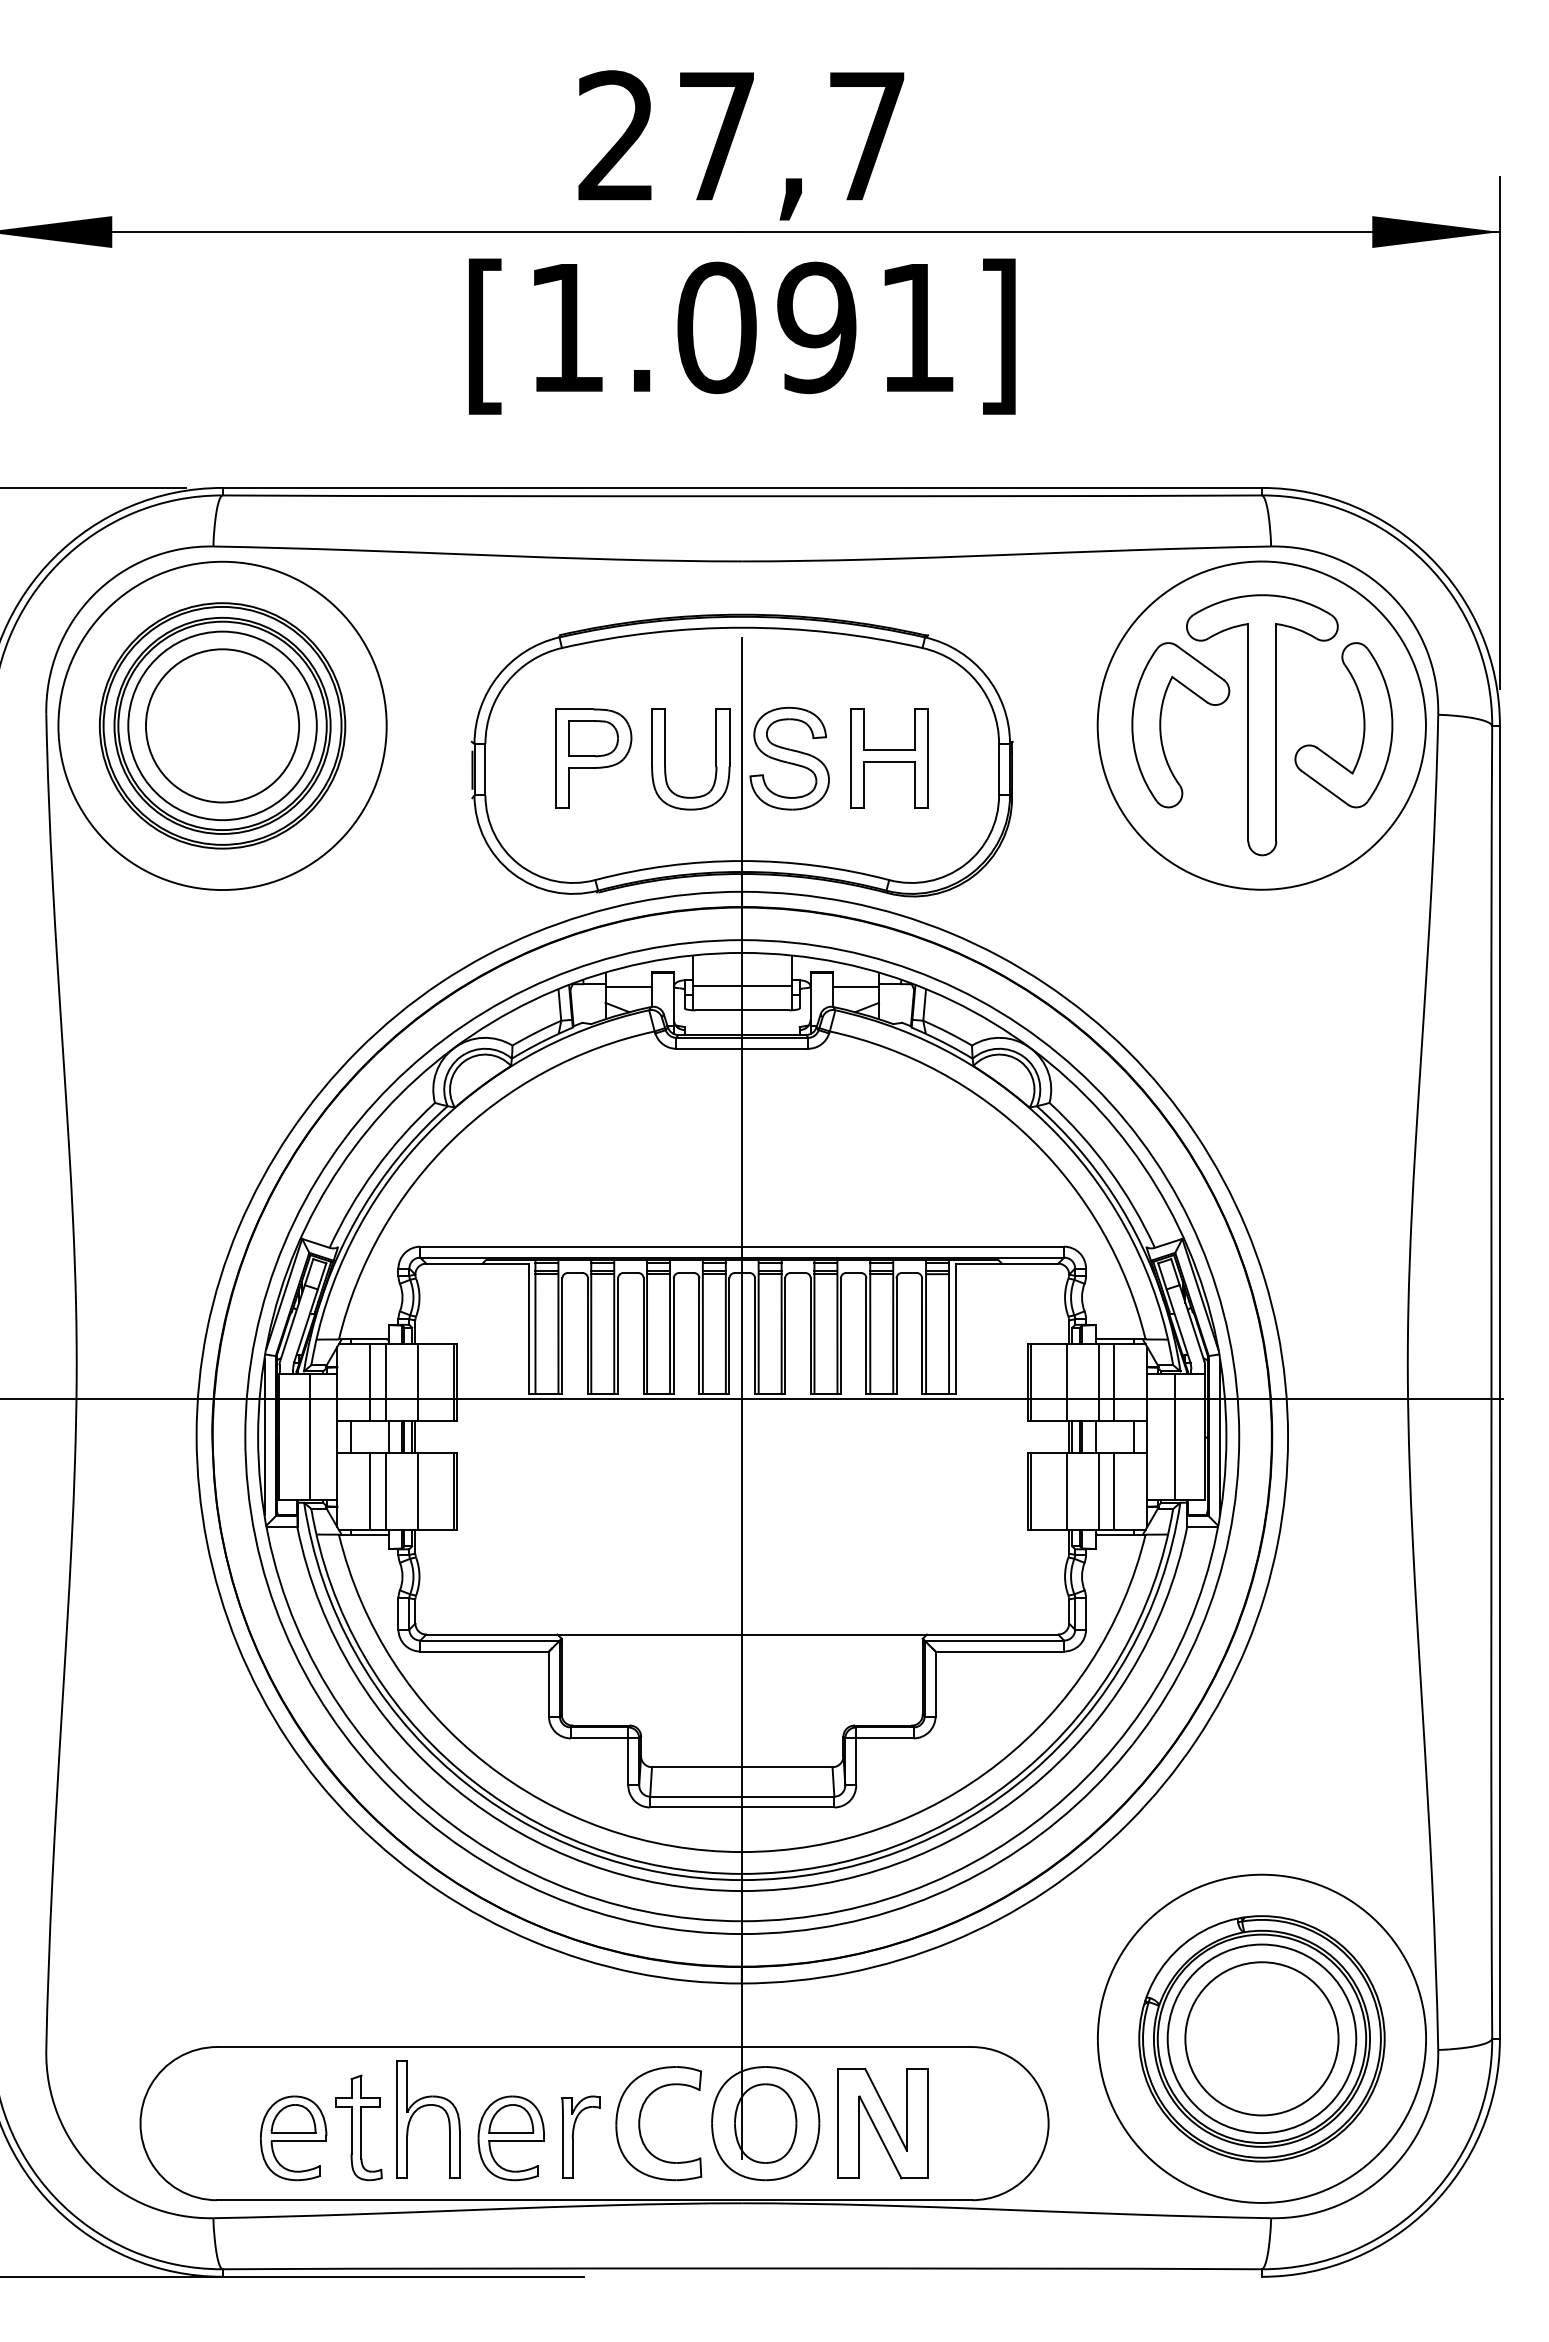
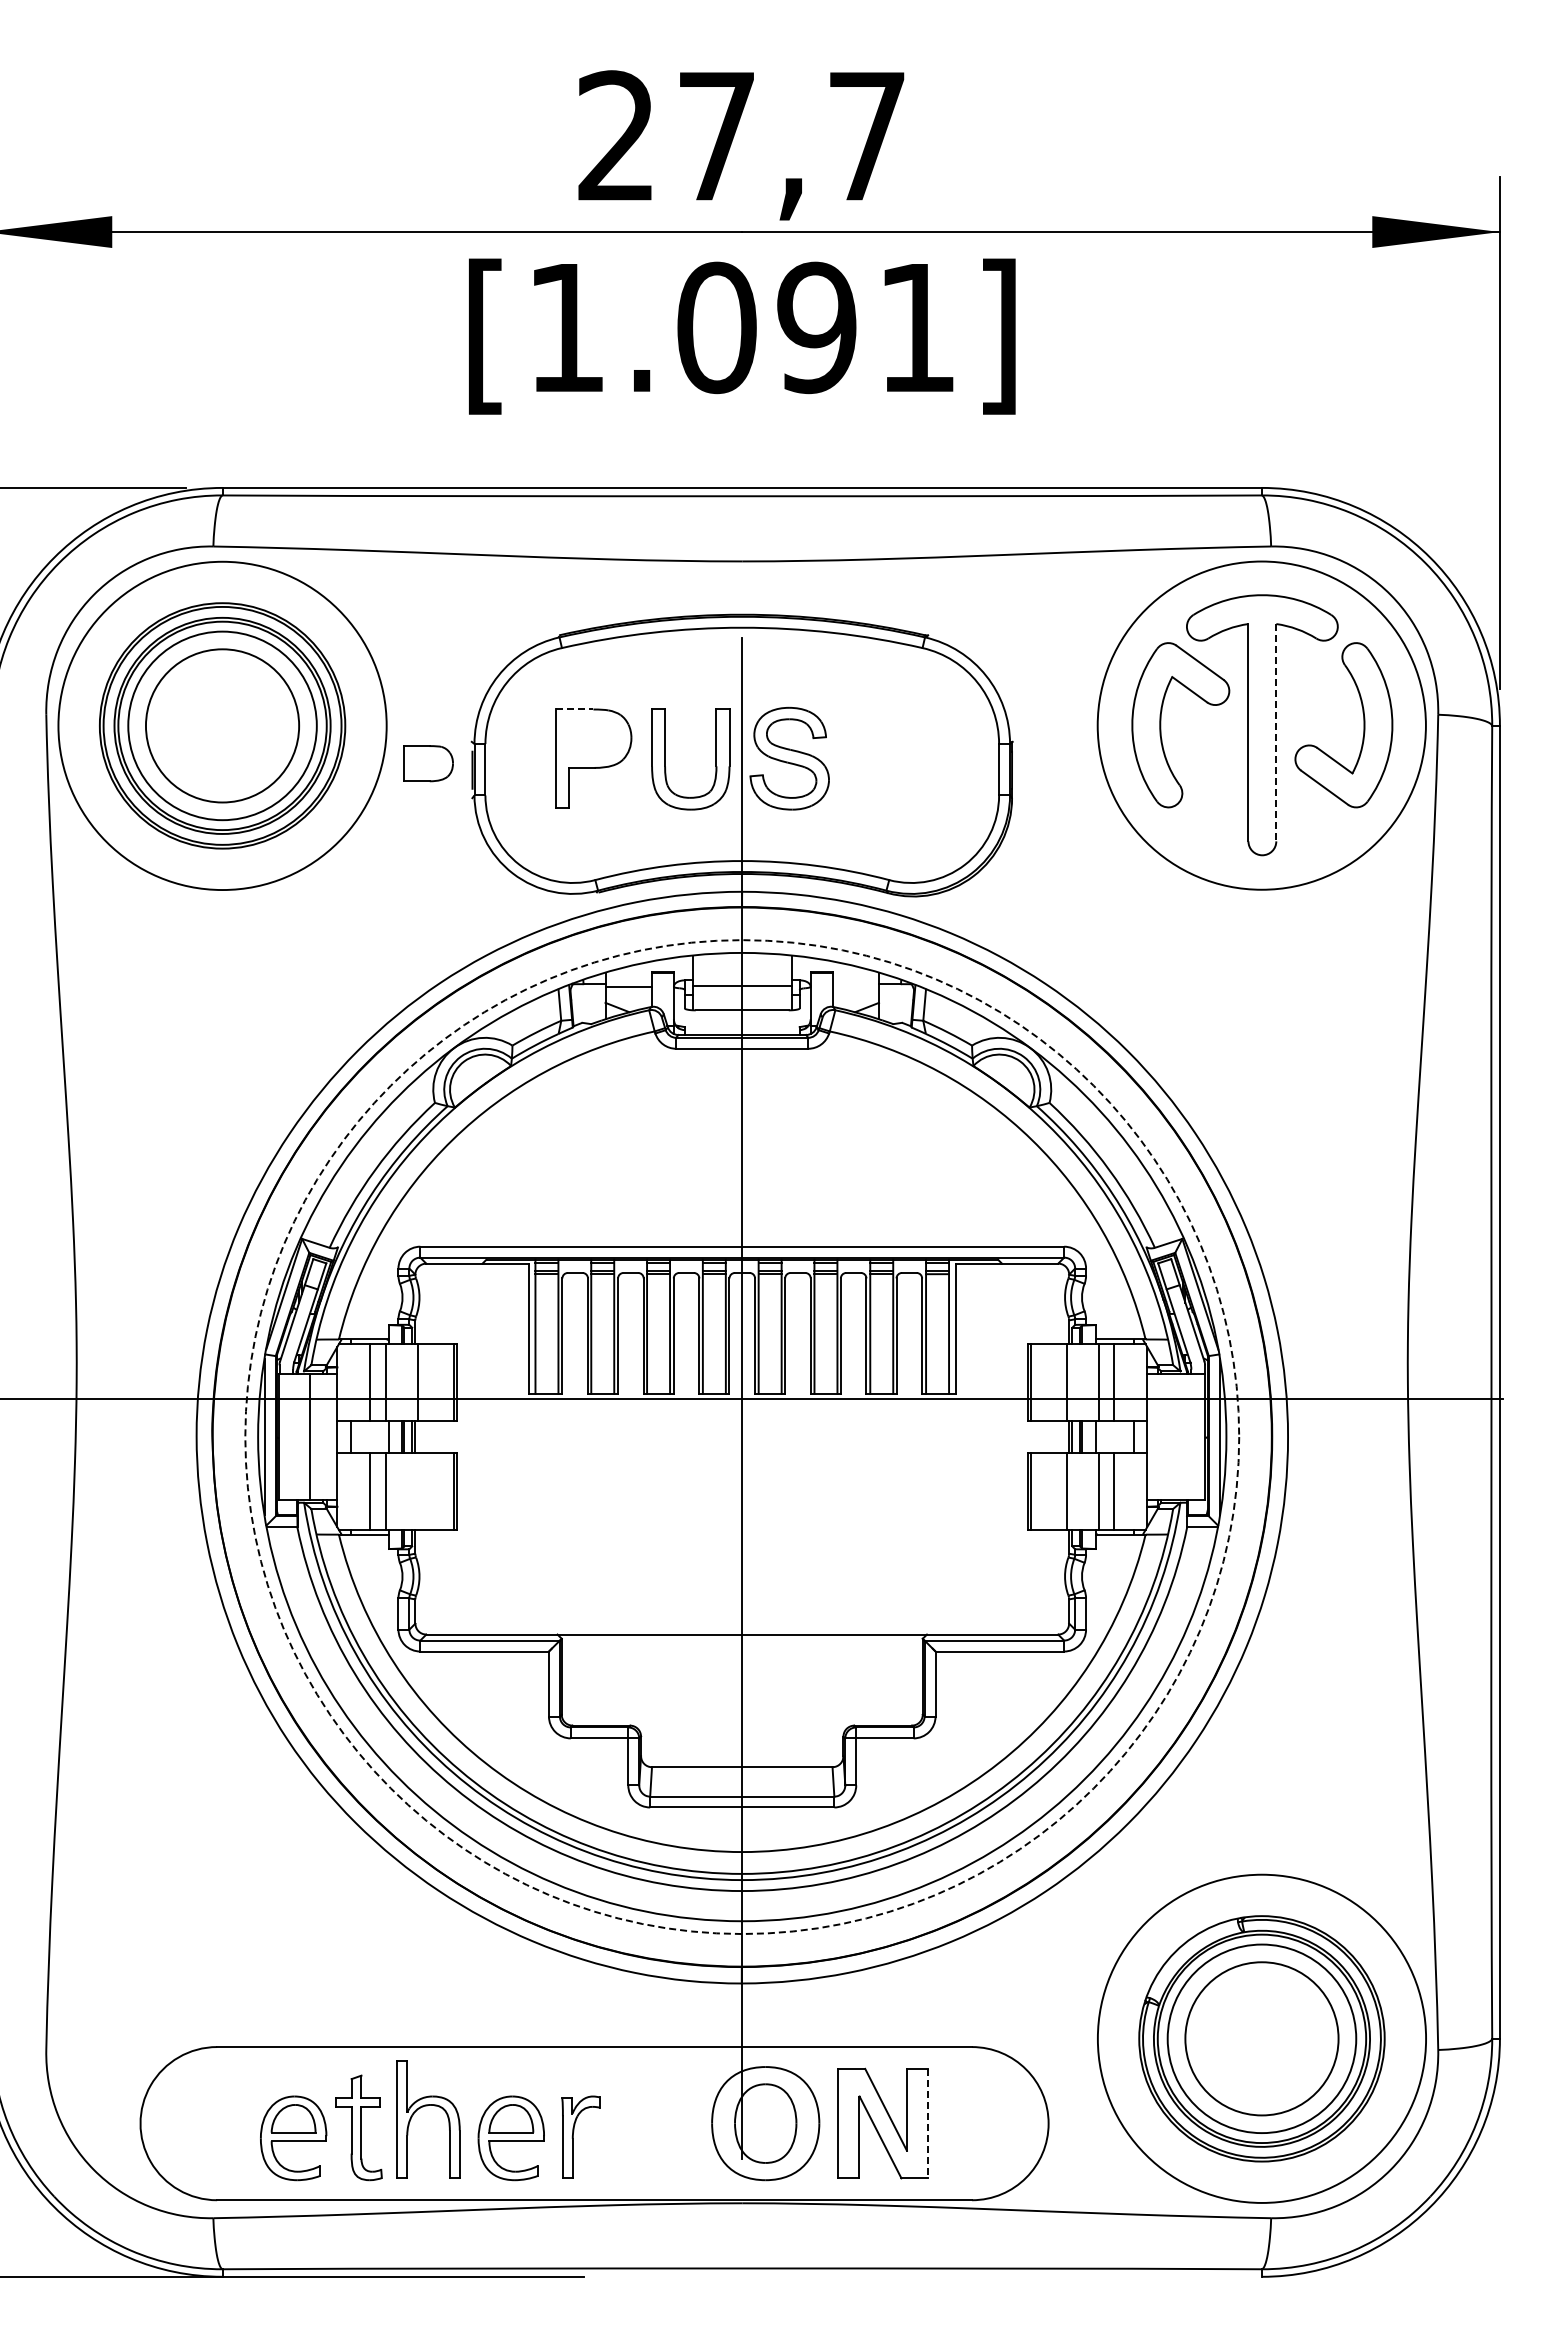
line: solid -> dashed (574, 709)
line: solid -> dashed (1276, 732)
part position: (593, 738) -> (428, 763) (428, 763)
part: present -> none (889, 758)
line: present -> none (855, 986)
circle: solid -> dashed (742, 1437)
line: present -> none (1174, 1437)
line: present -> none (417, 1491)
part: present -> none (640, 2123)
line: solid -> dashed (928, 2123)
